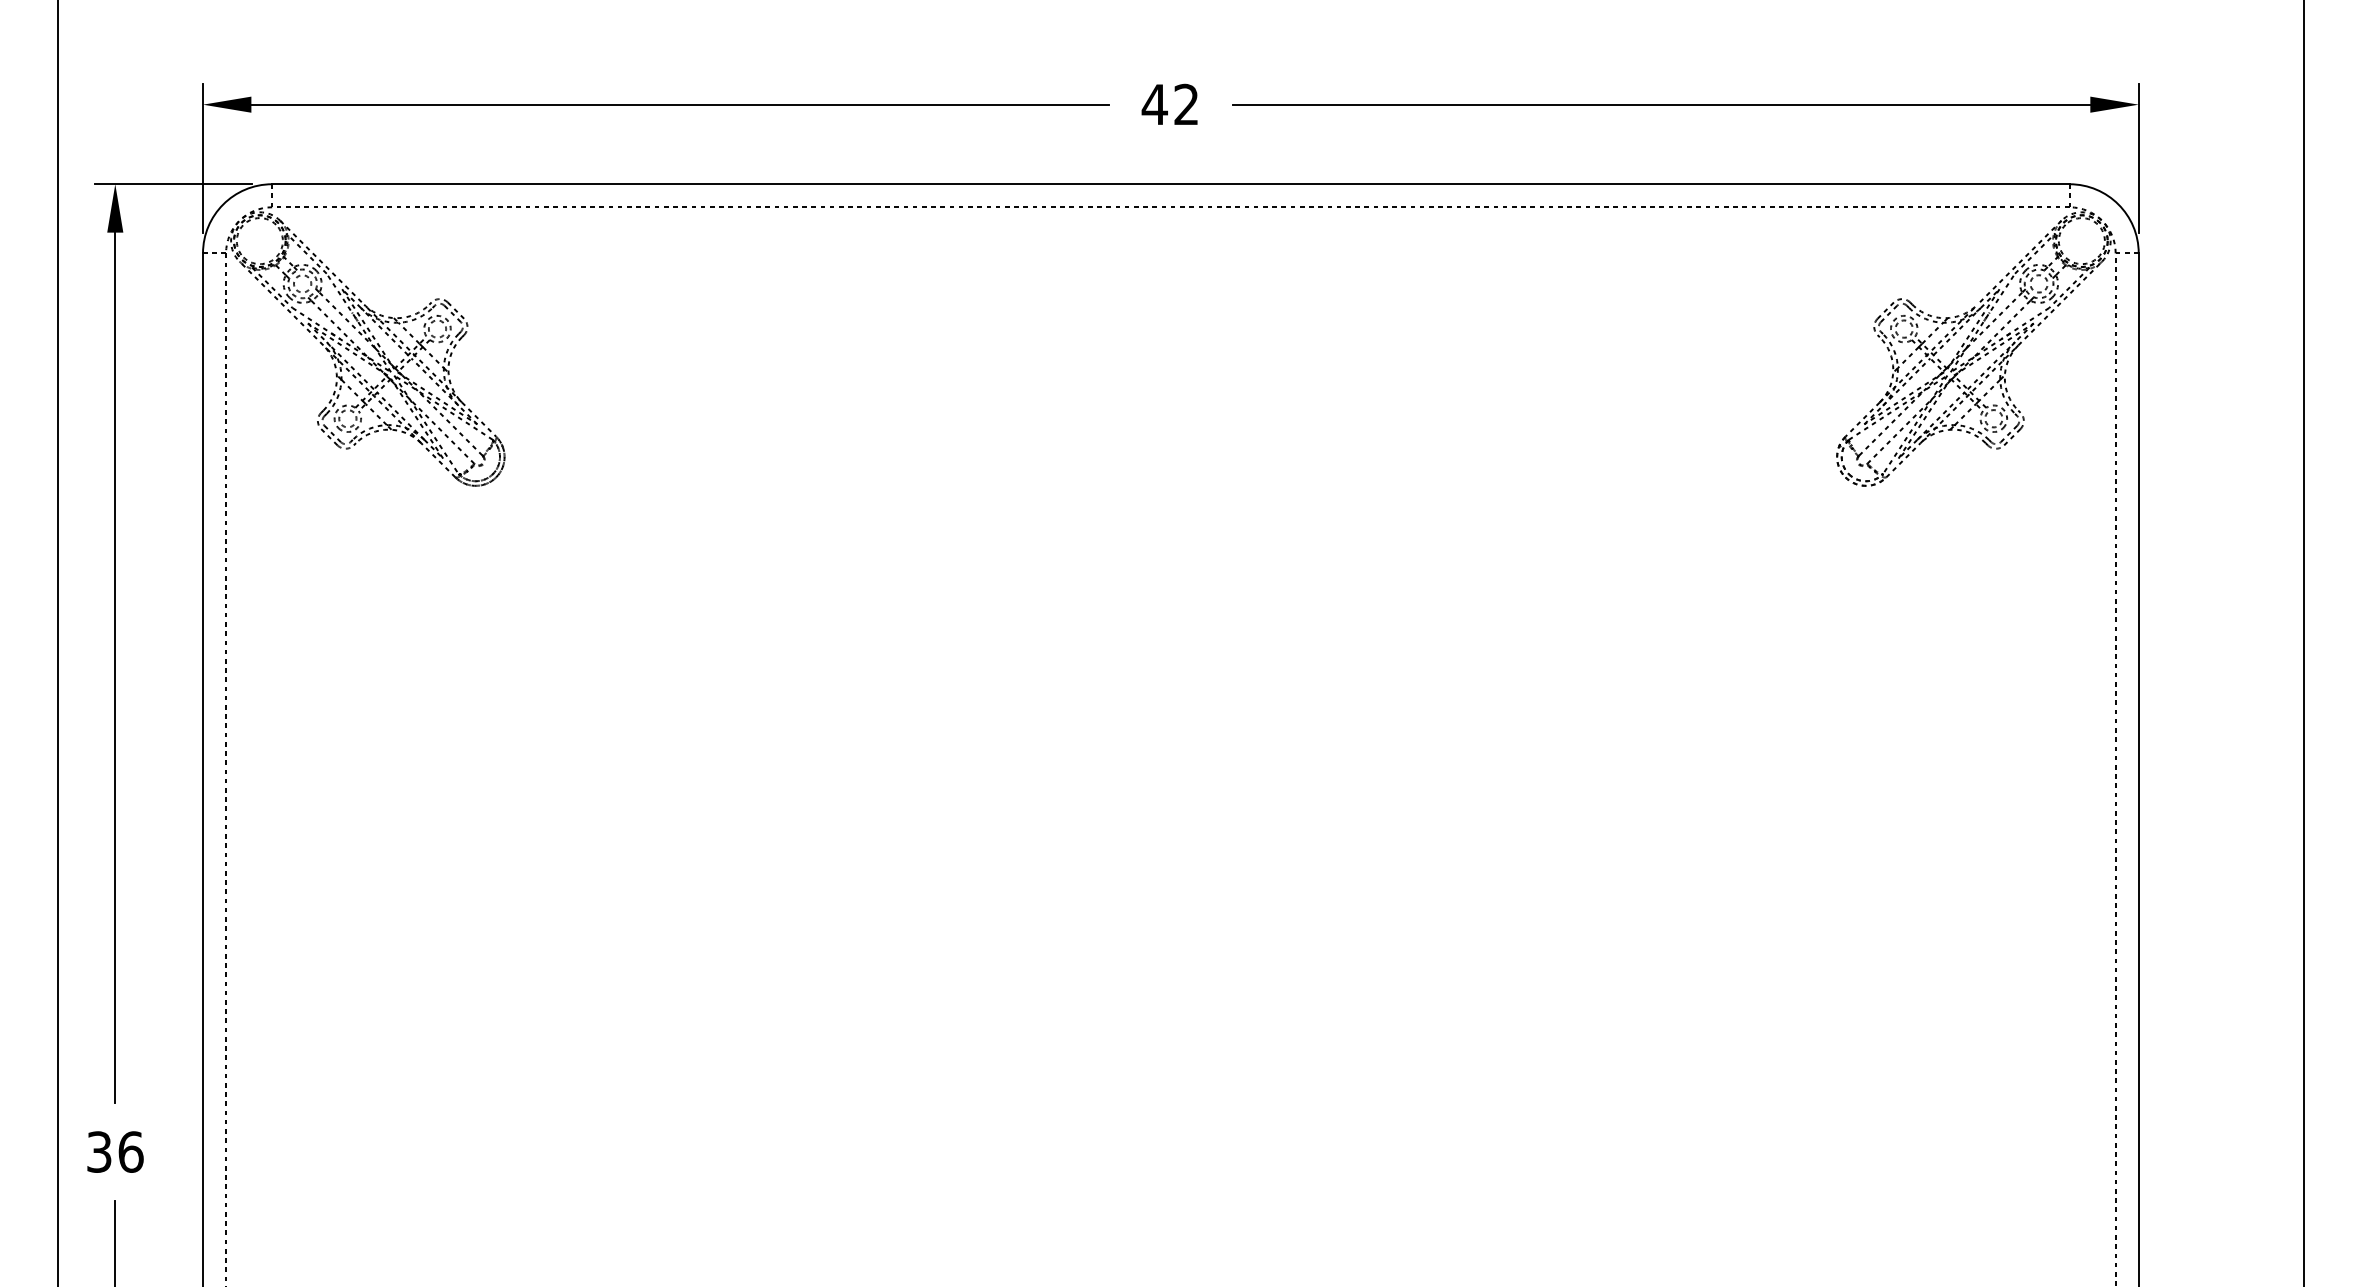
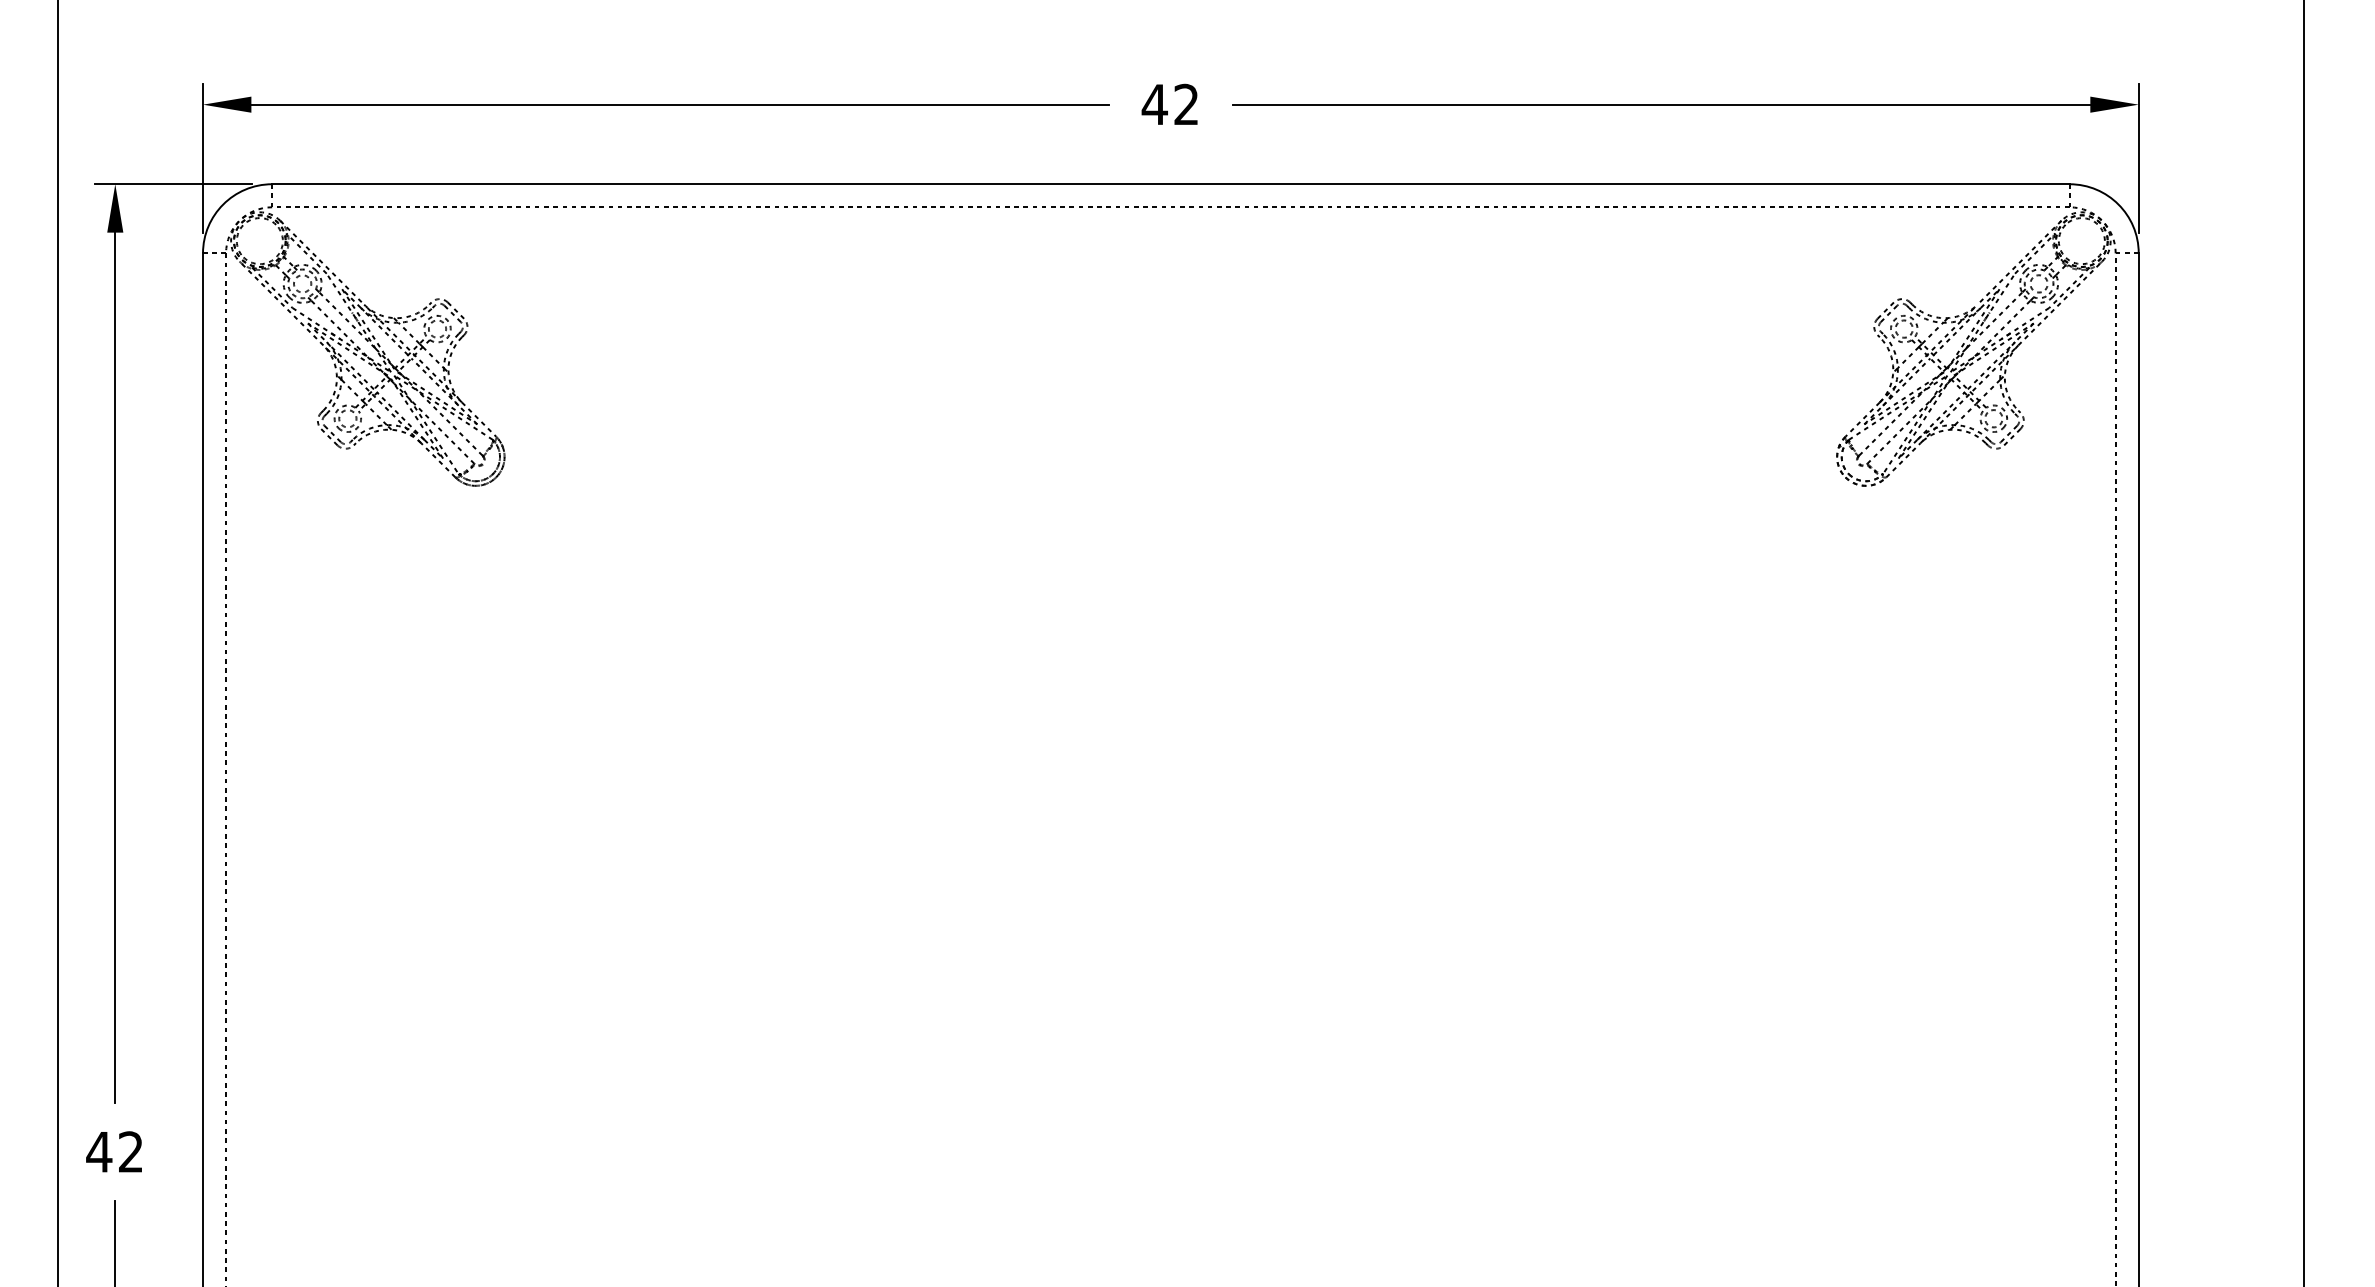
text: 36 -> 42 (114, 1151)
